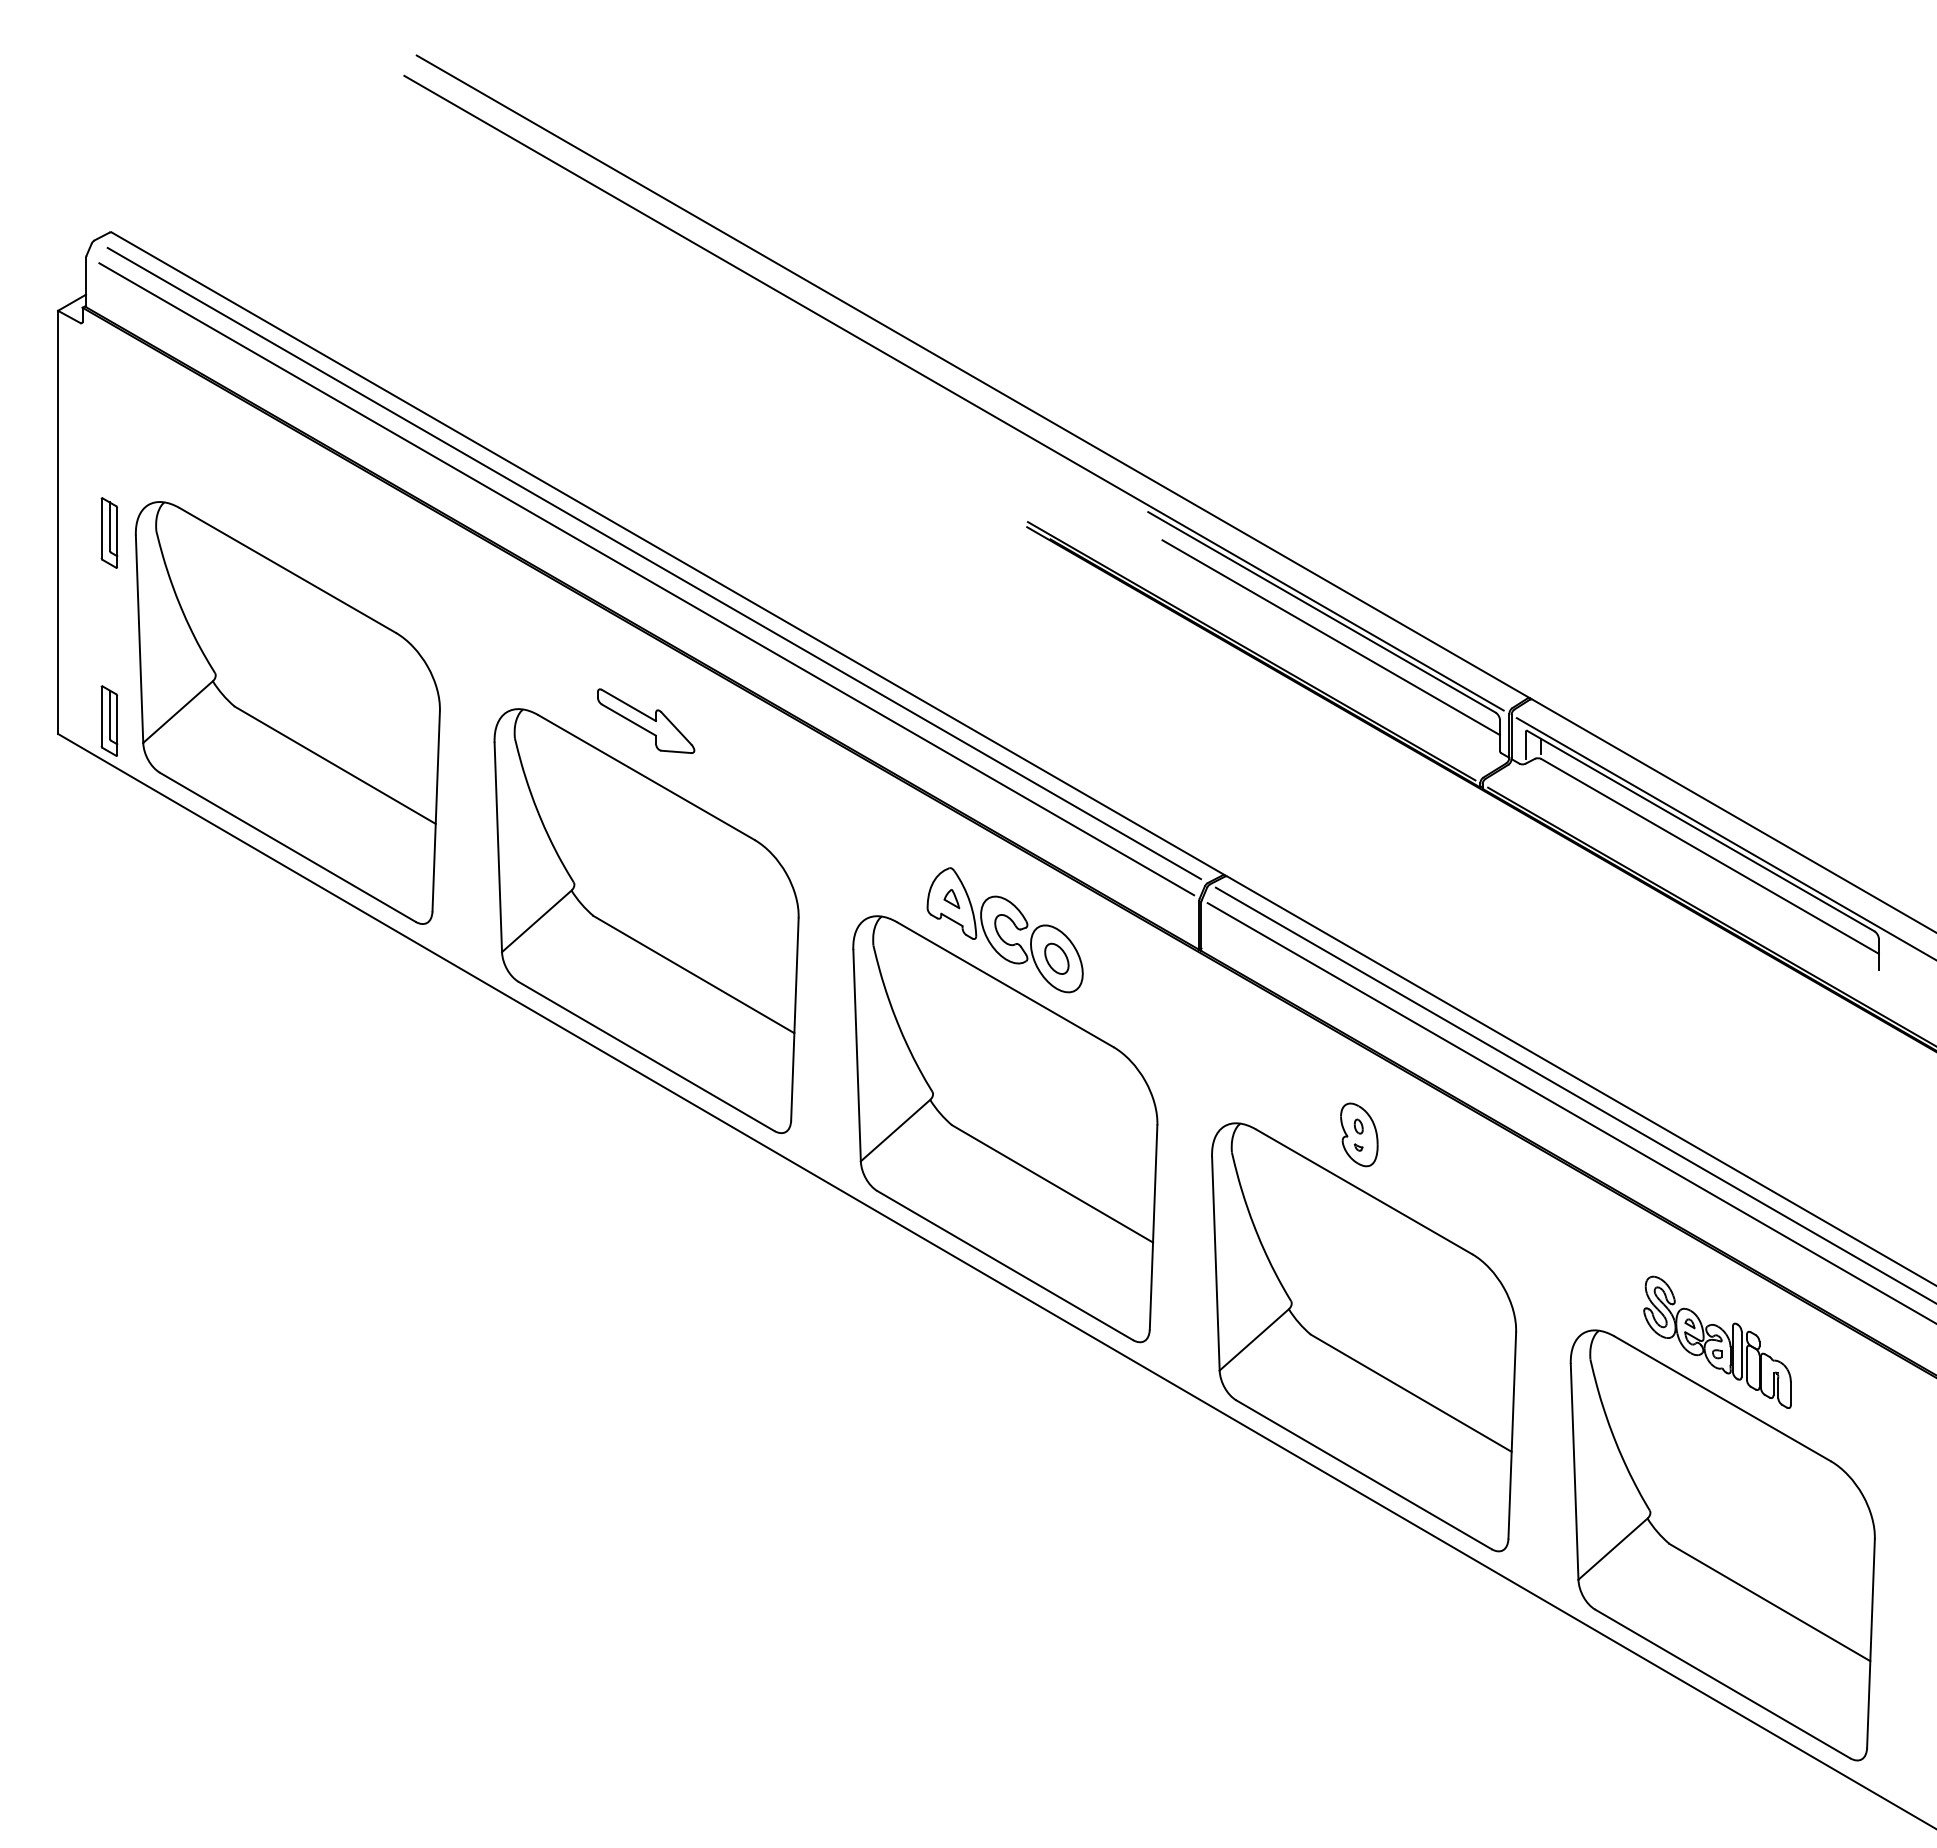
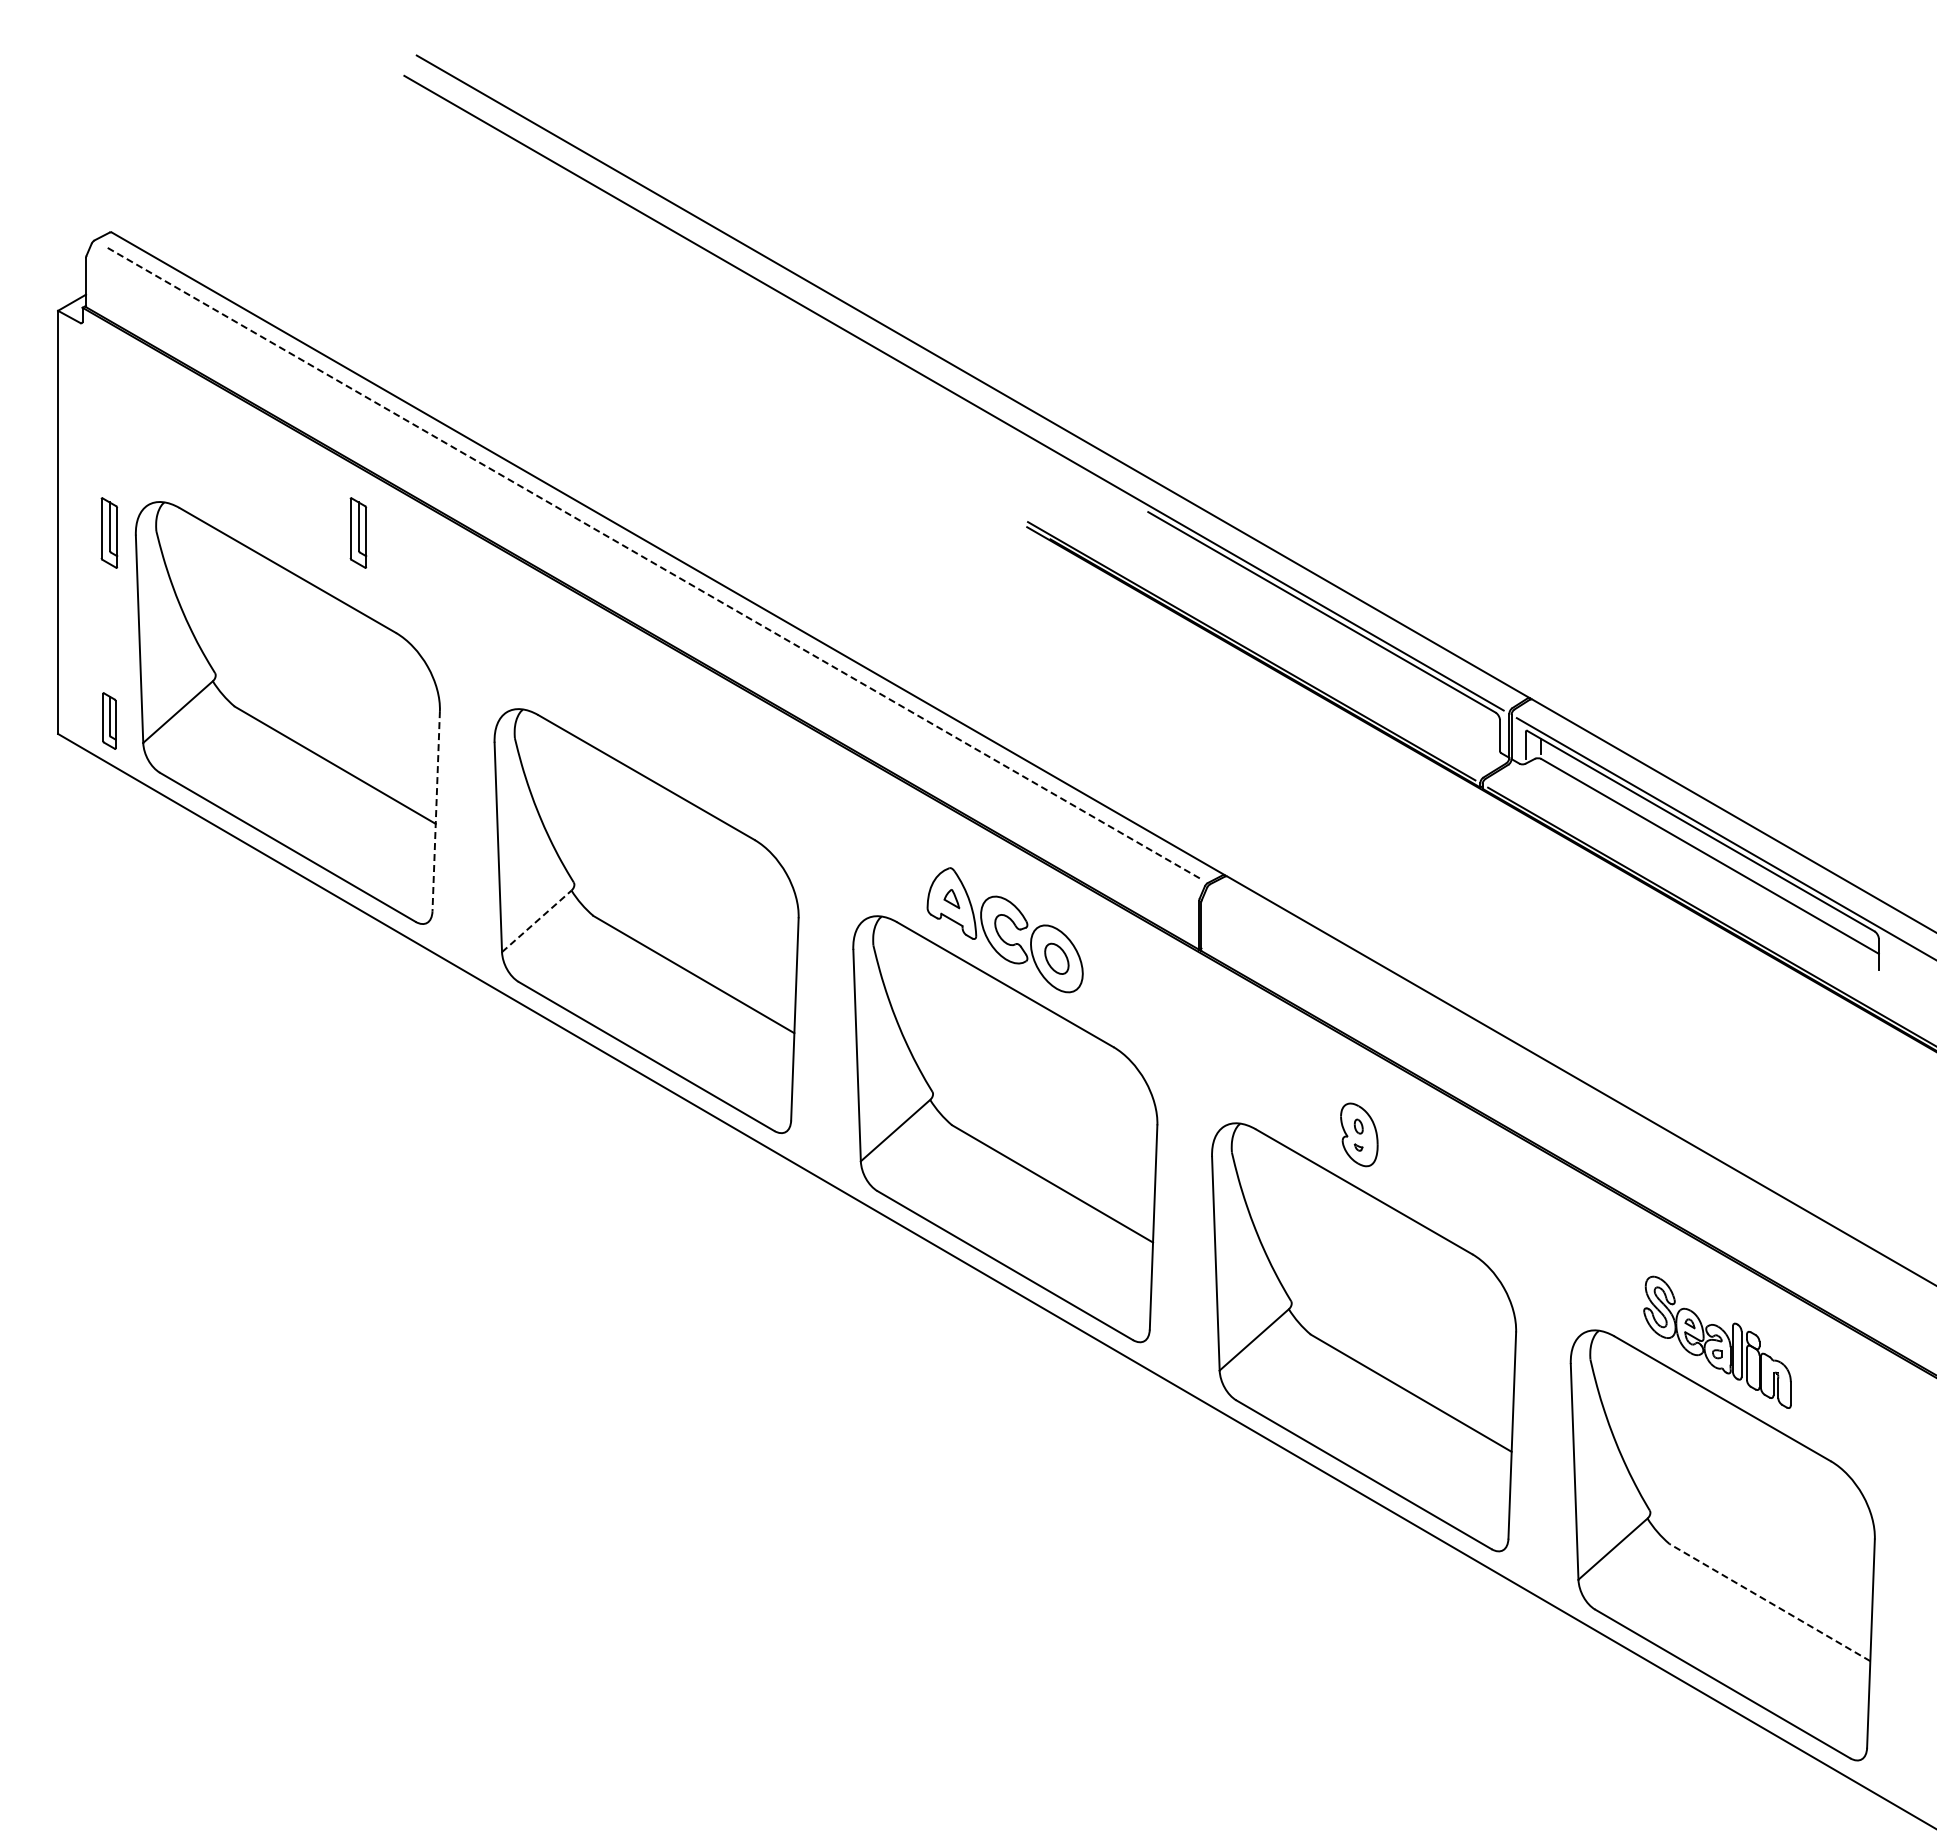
part: none -> present (358, 532)
line: solid -> dashed (654, 563)
line: present -> none (646, 579)
line: present -> none (1331, 637)
part size: 19x72 px -> 15x58 px (109, 720)
part: present -> none (646, 720)
line: solid -> dashed (436, 811)
line: solid -> dashed (537, 921)
line: present -> none (1574, 1094)
line: present -> none (1570, 1112)
line: solid -> dashed (1769, 1602)
